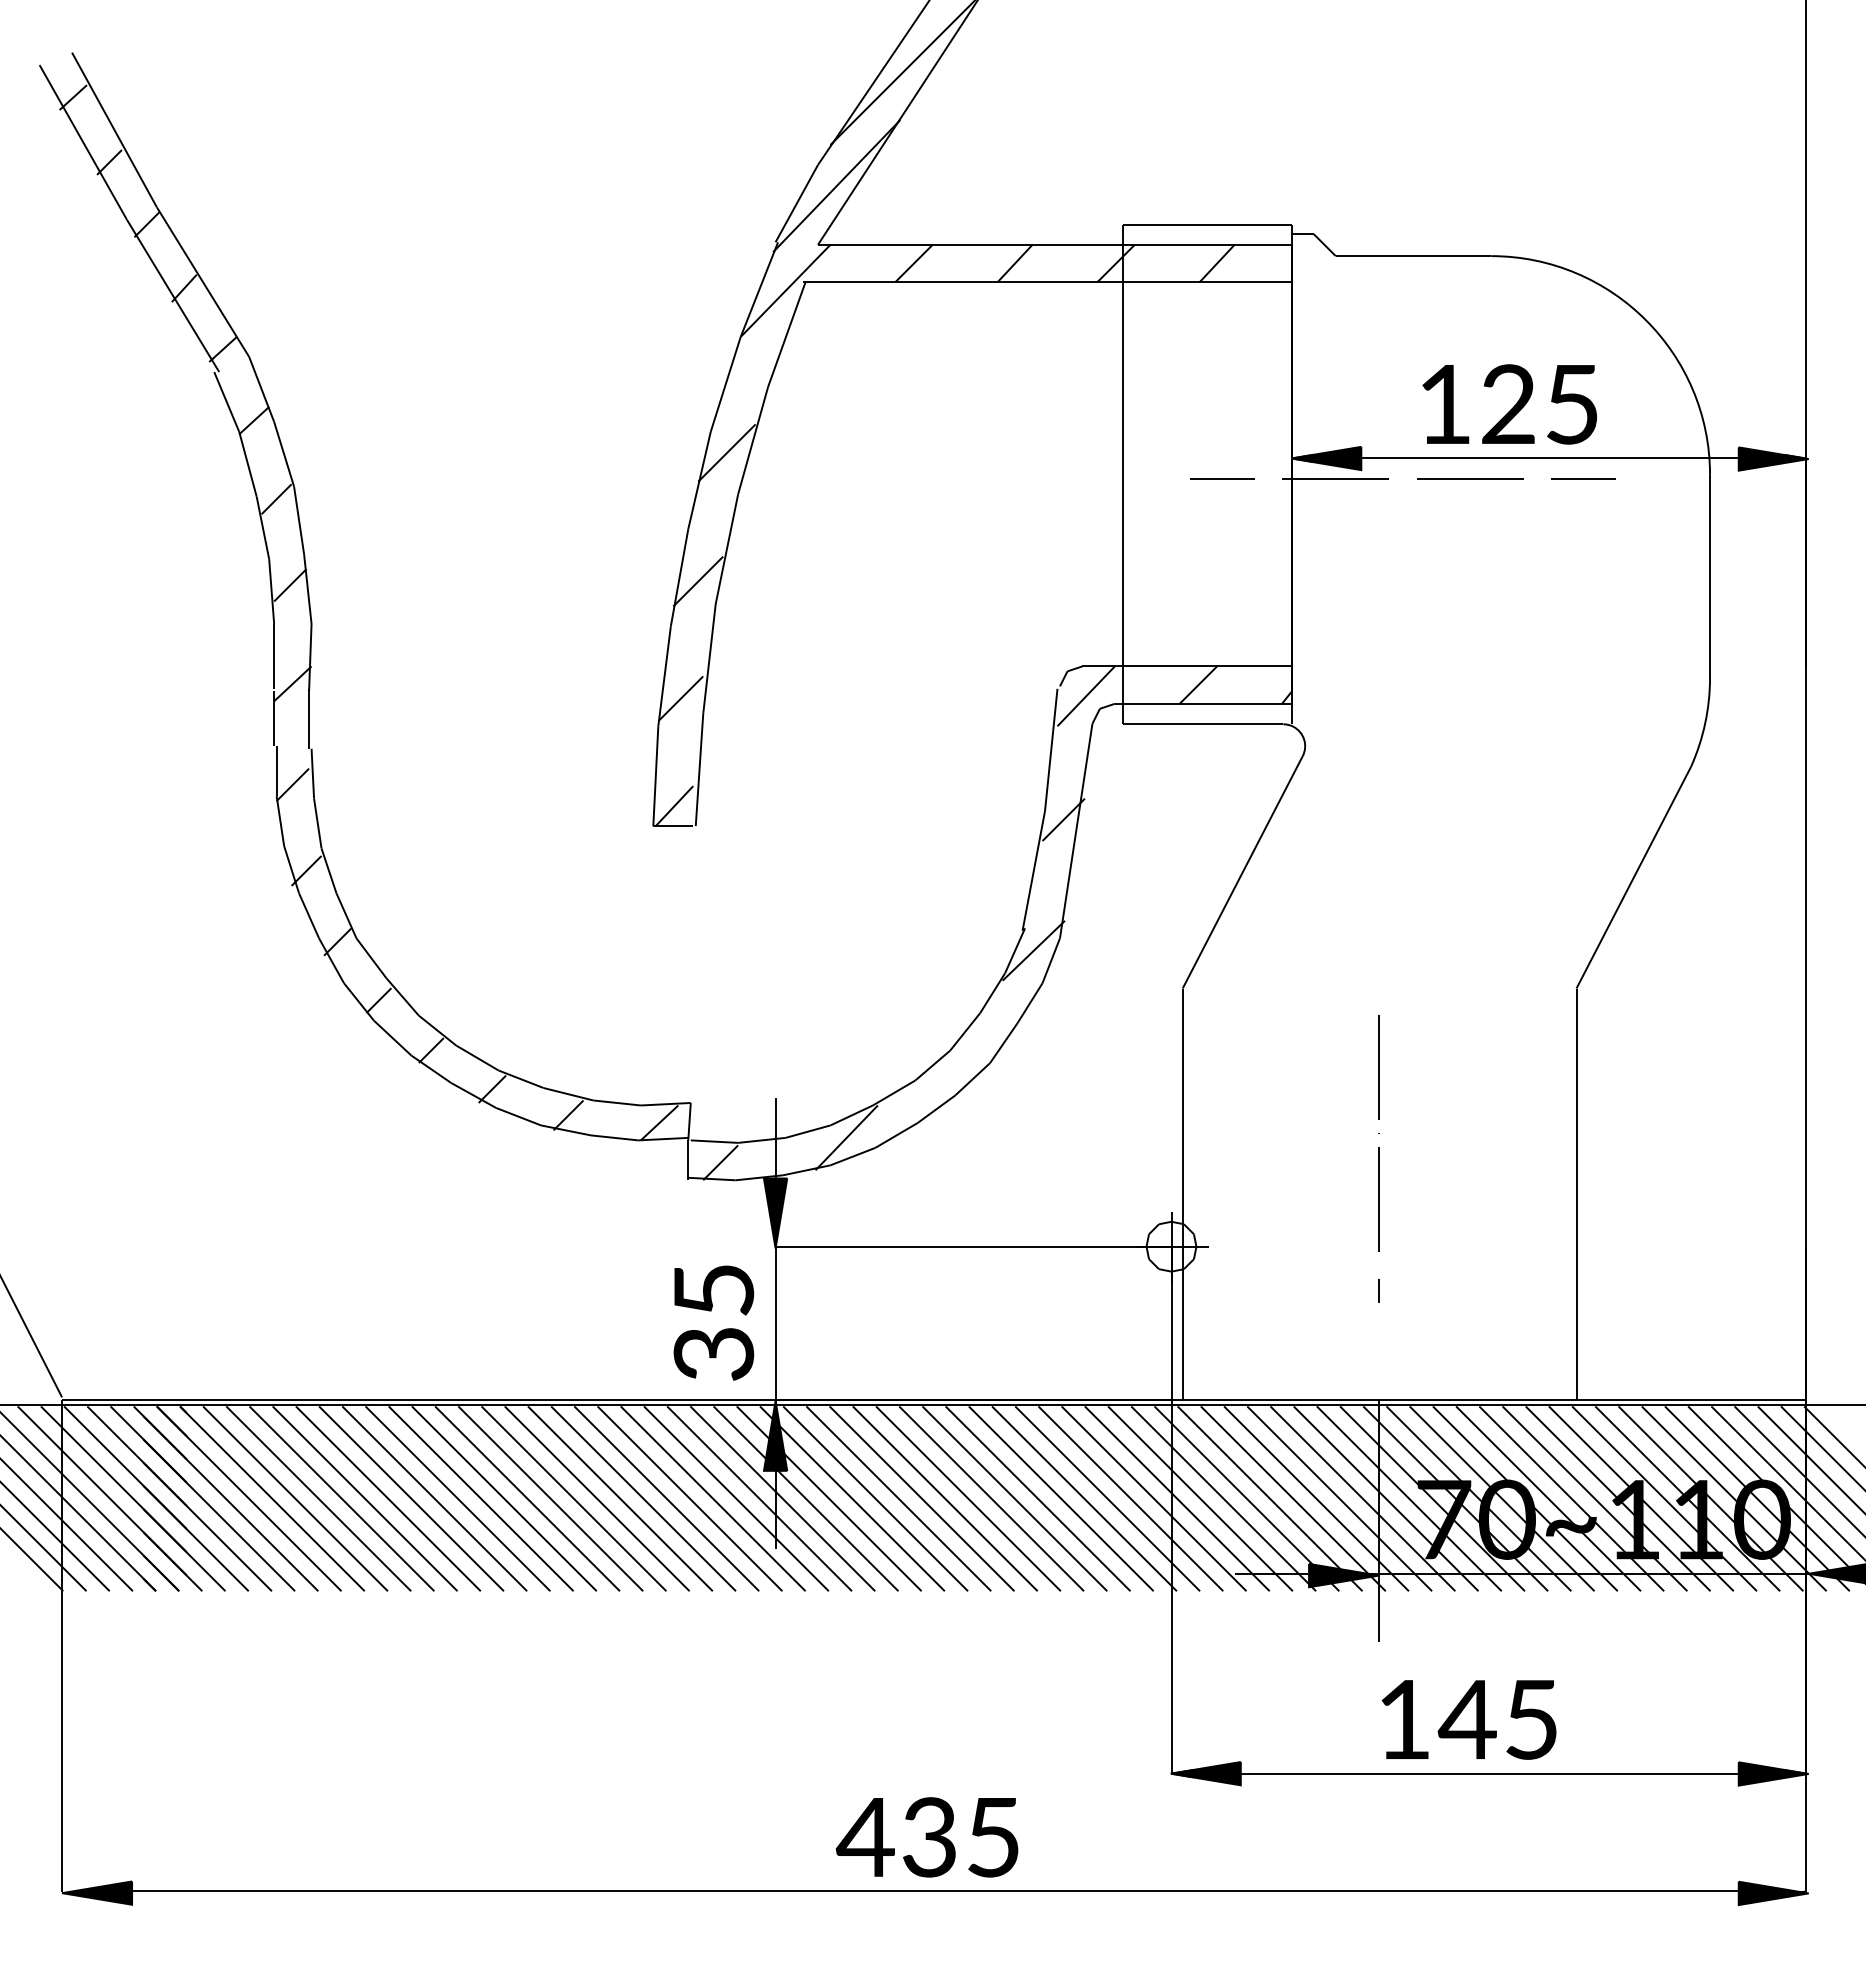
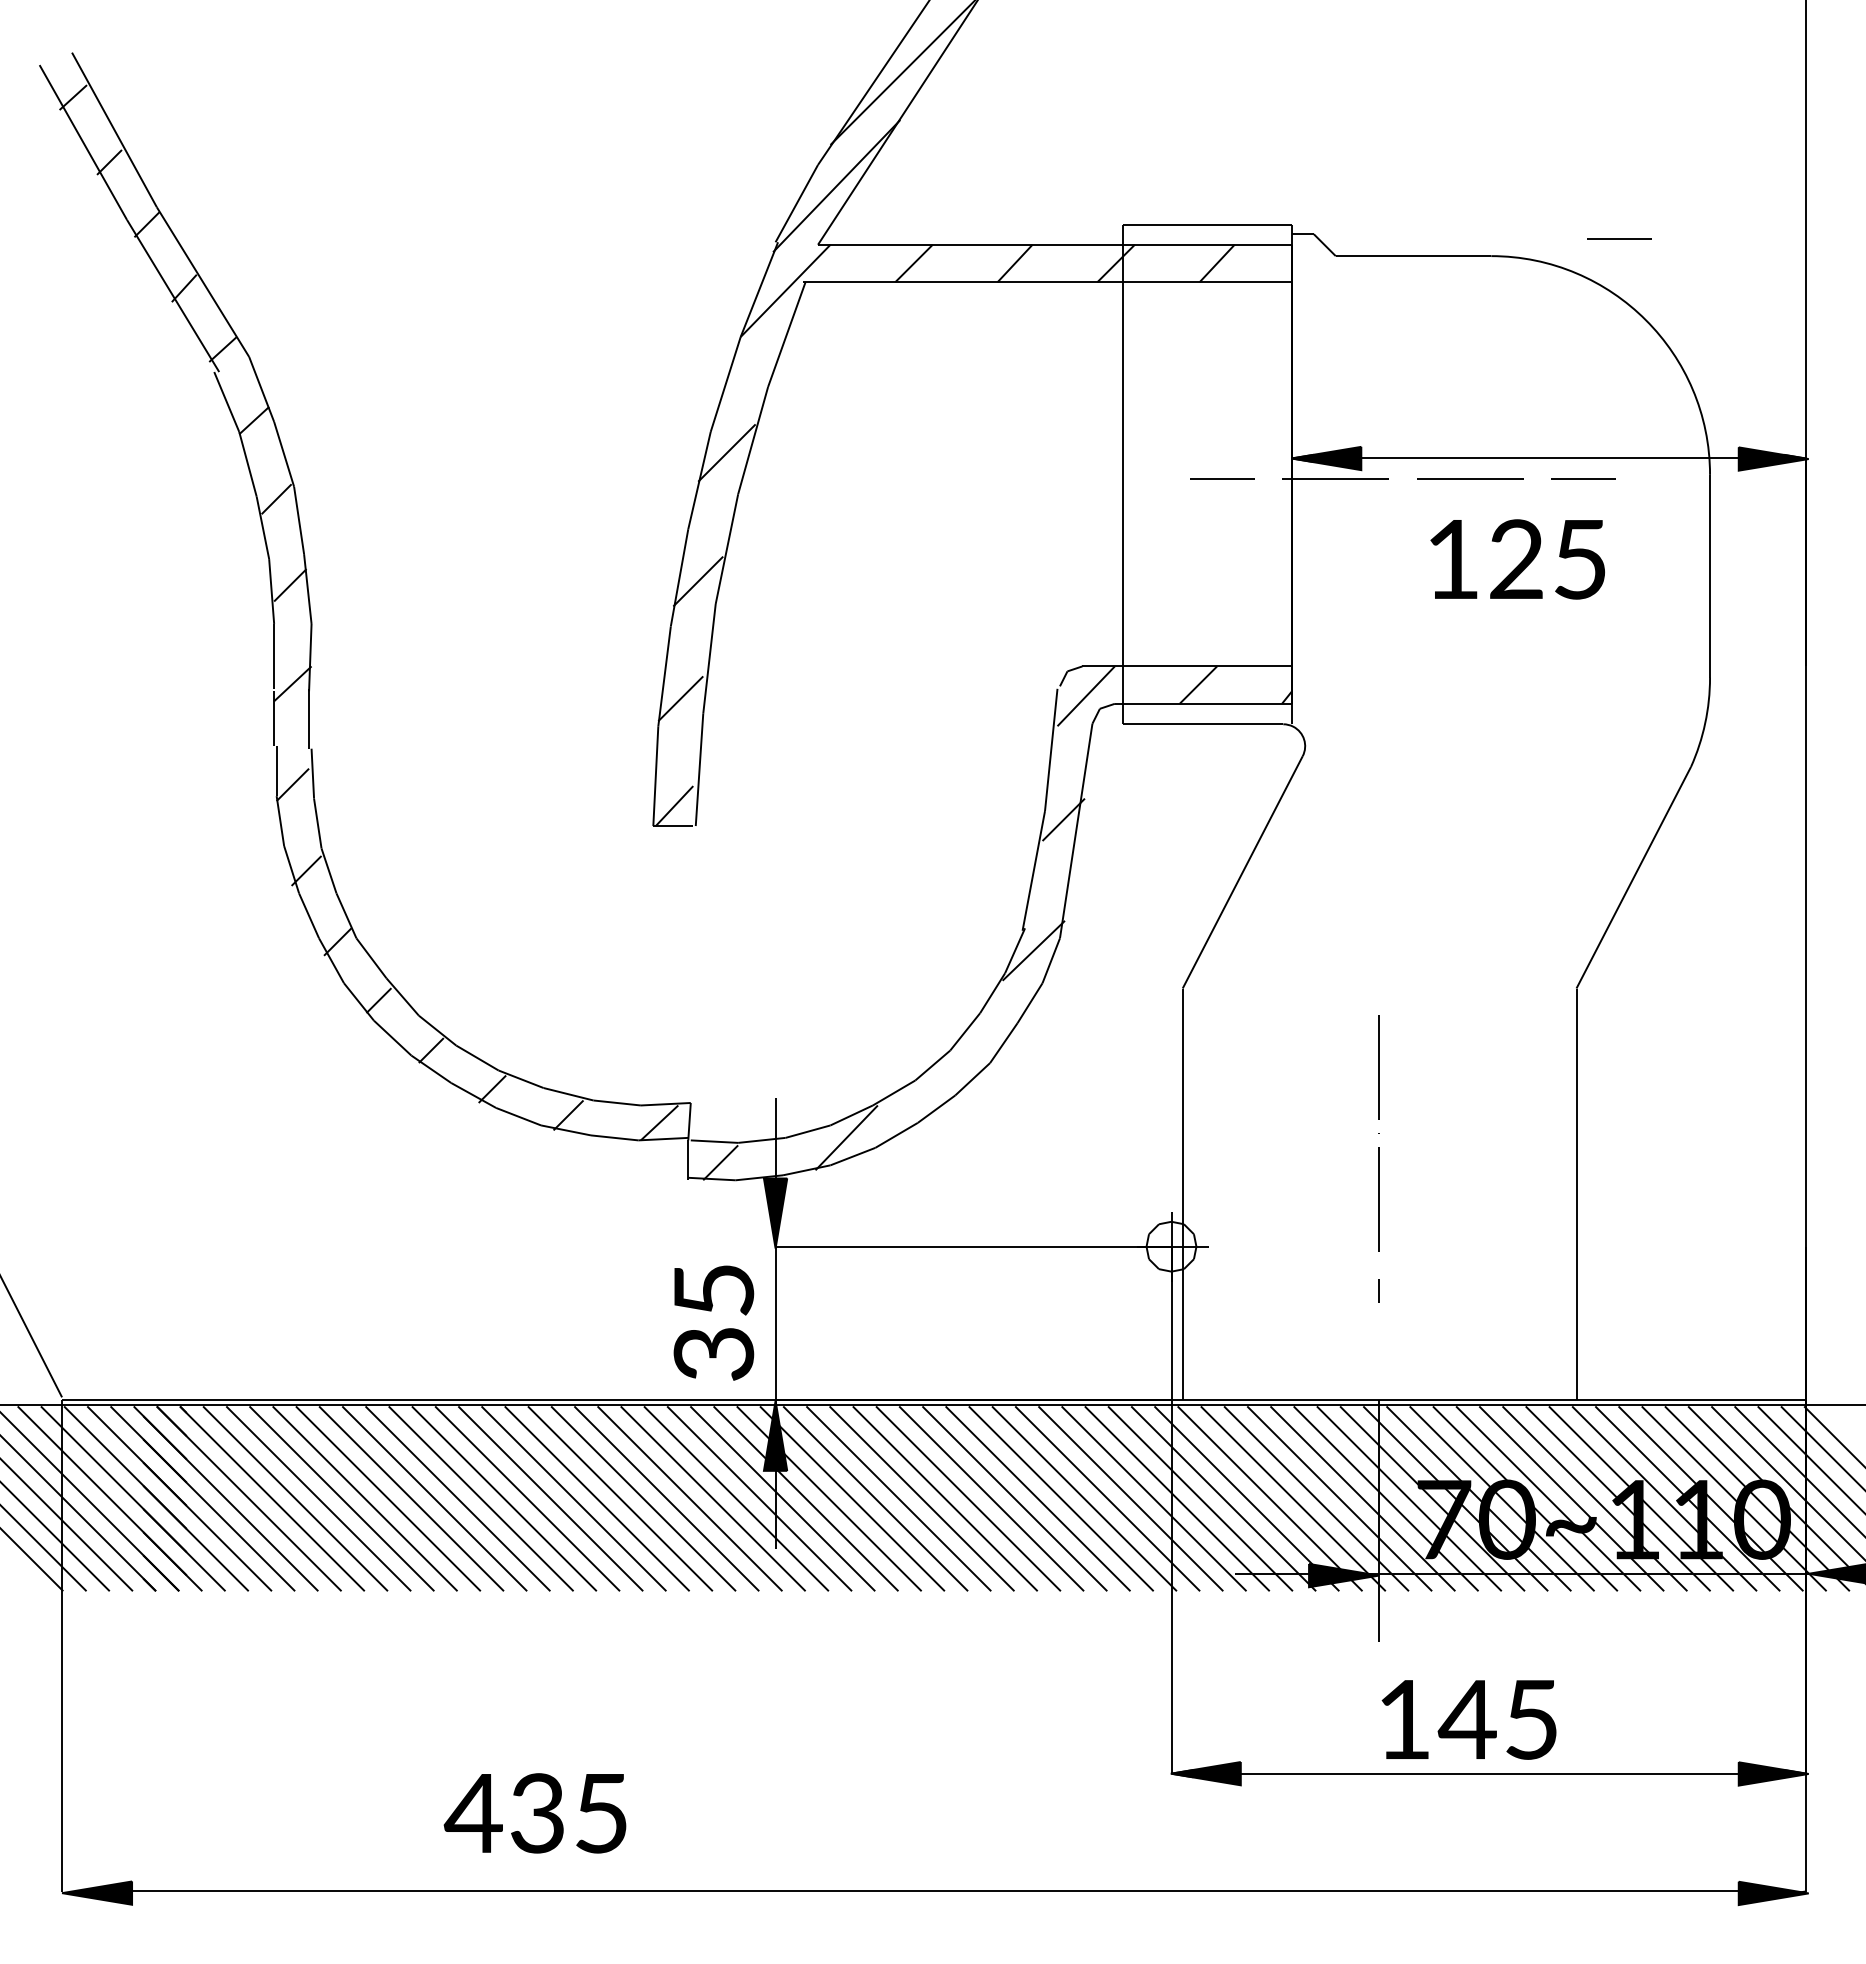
line: none -> present (1619, 238)
text position: (1509, 404) -> (1517, 559) (1517, 559)
text position: (926, 1837) -> (534, 1813) (534, 1813)
